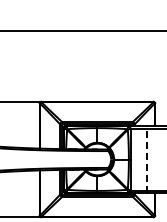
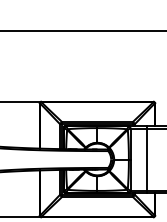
line: dashed -> solid (147, 159)
